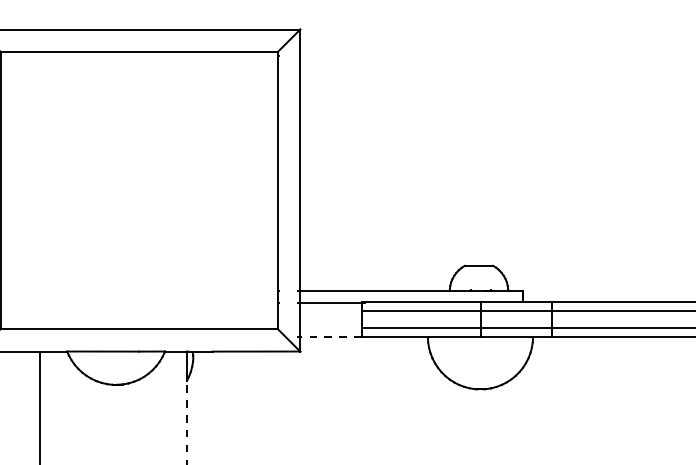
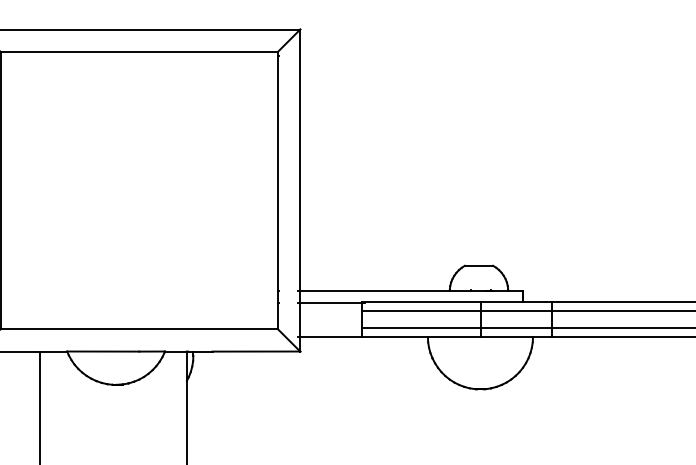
line: dashed -> solid (330, 337)
line: dashed -> solid (186, 422)
